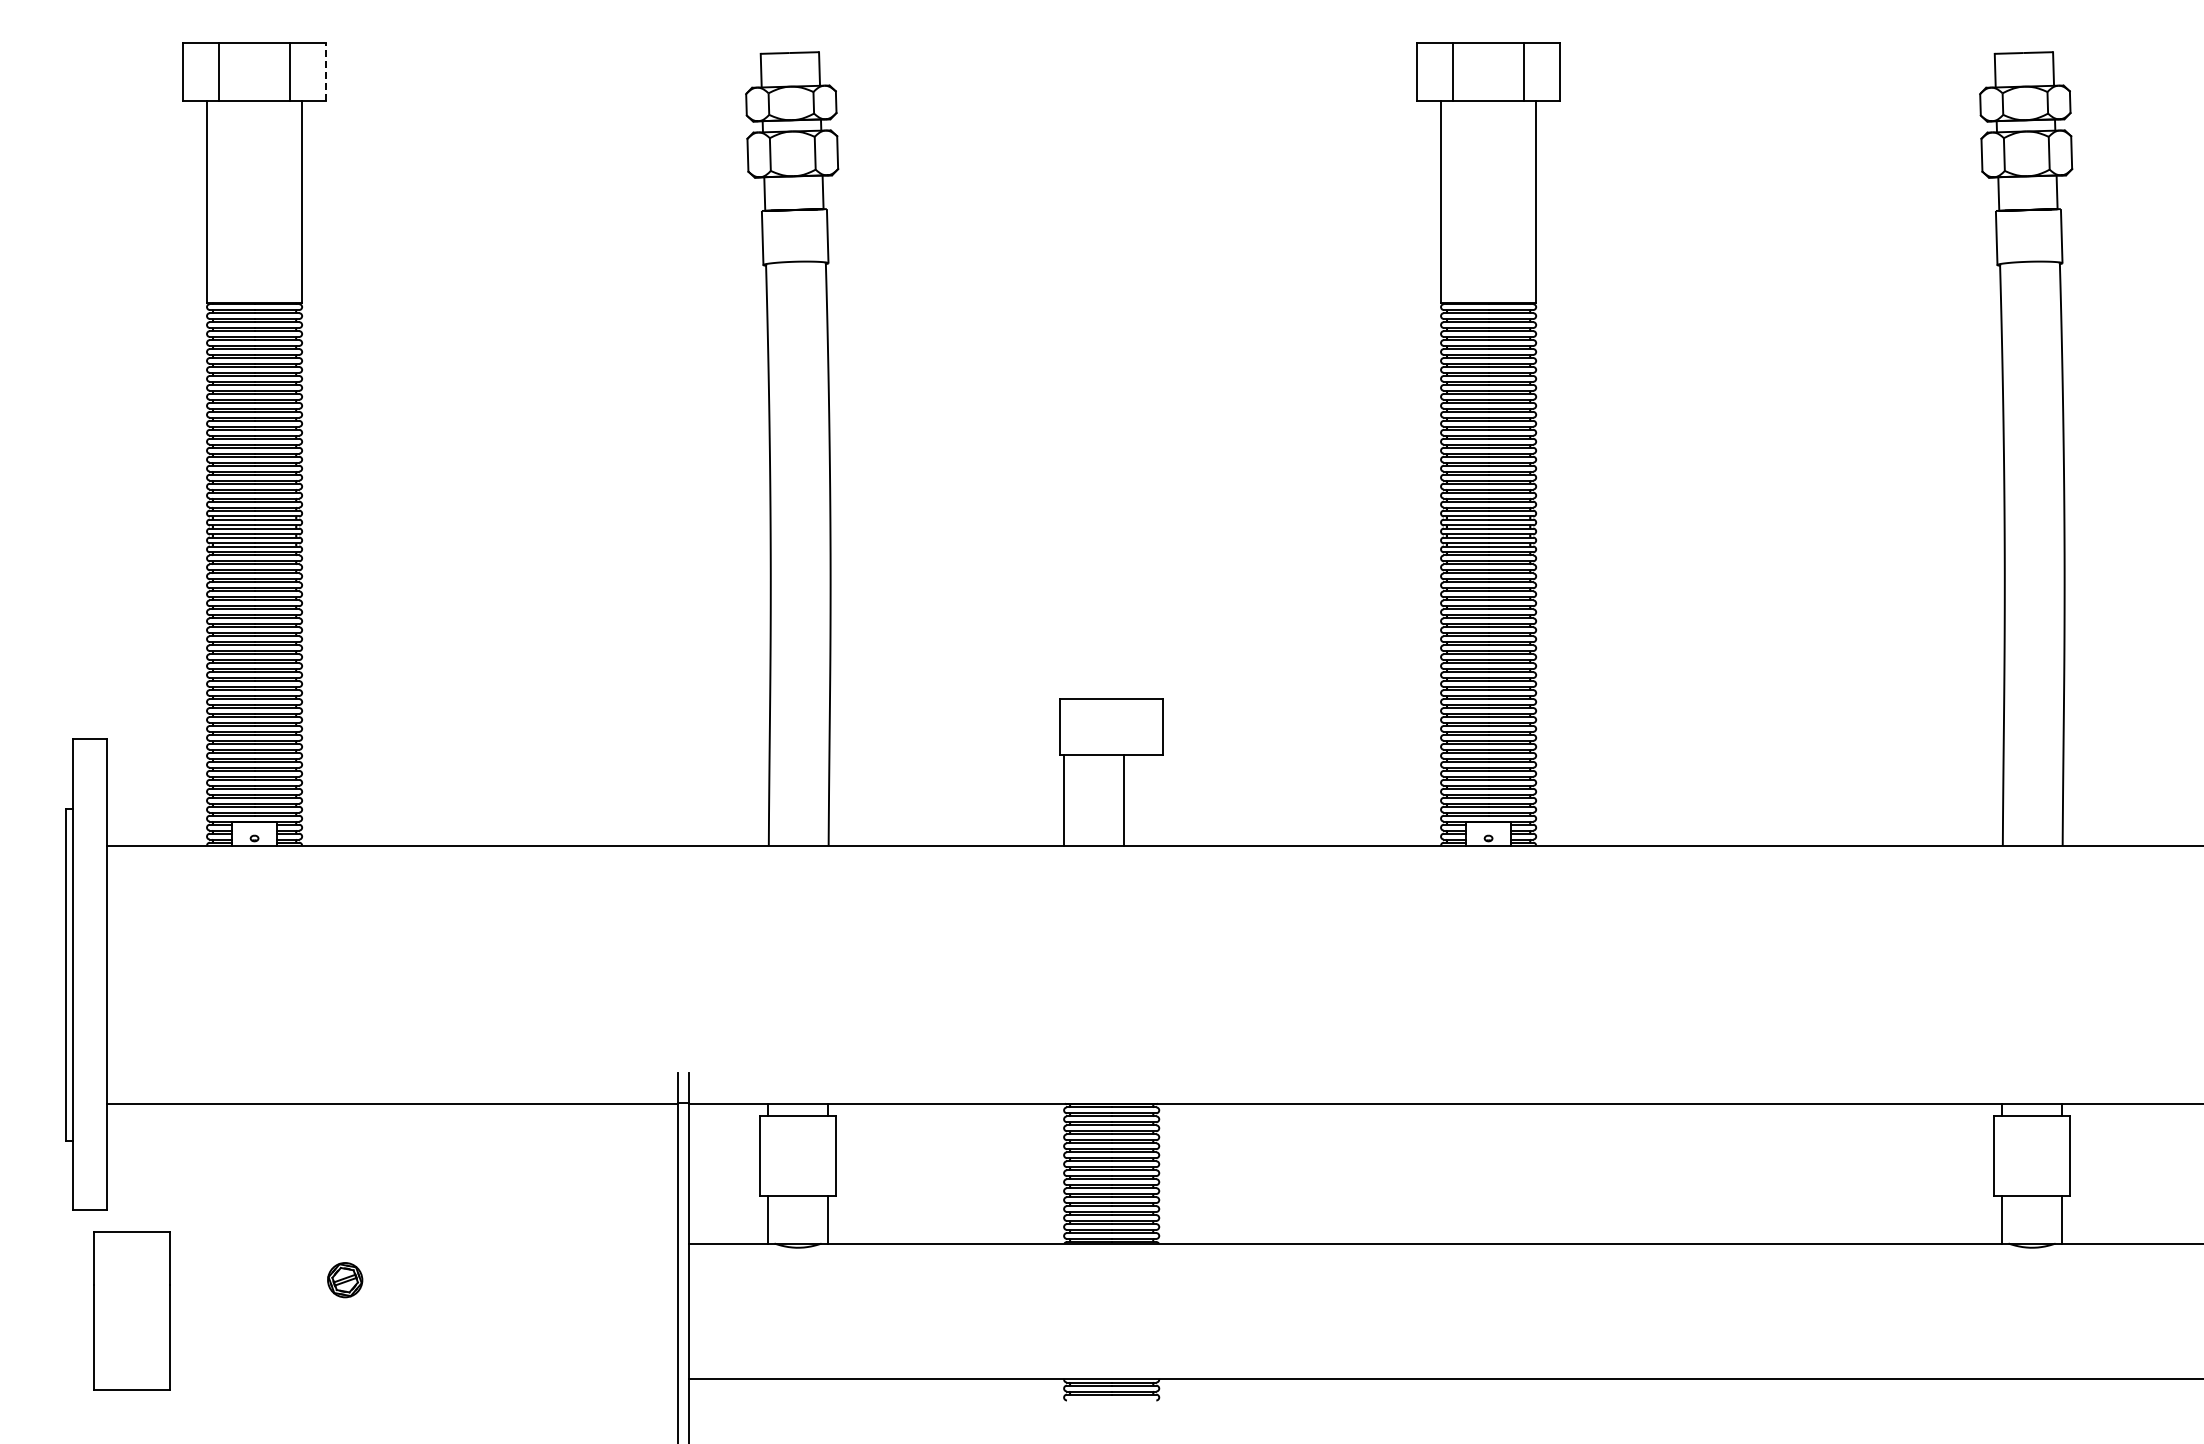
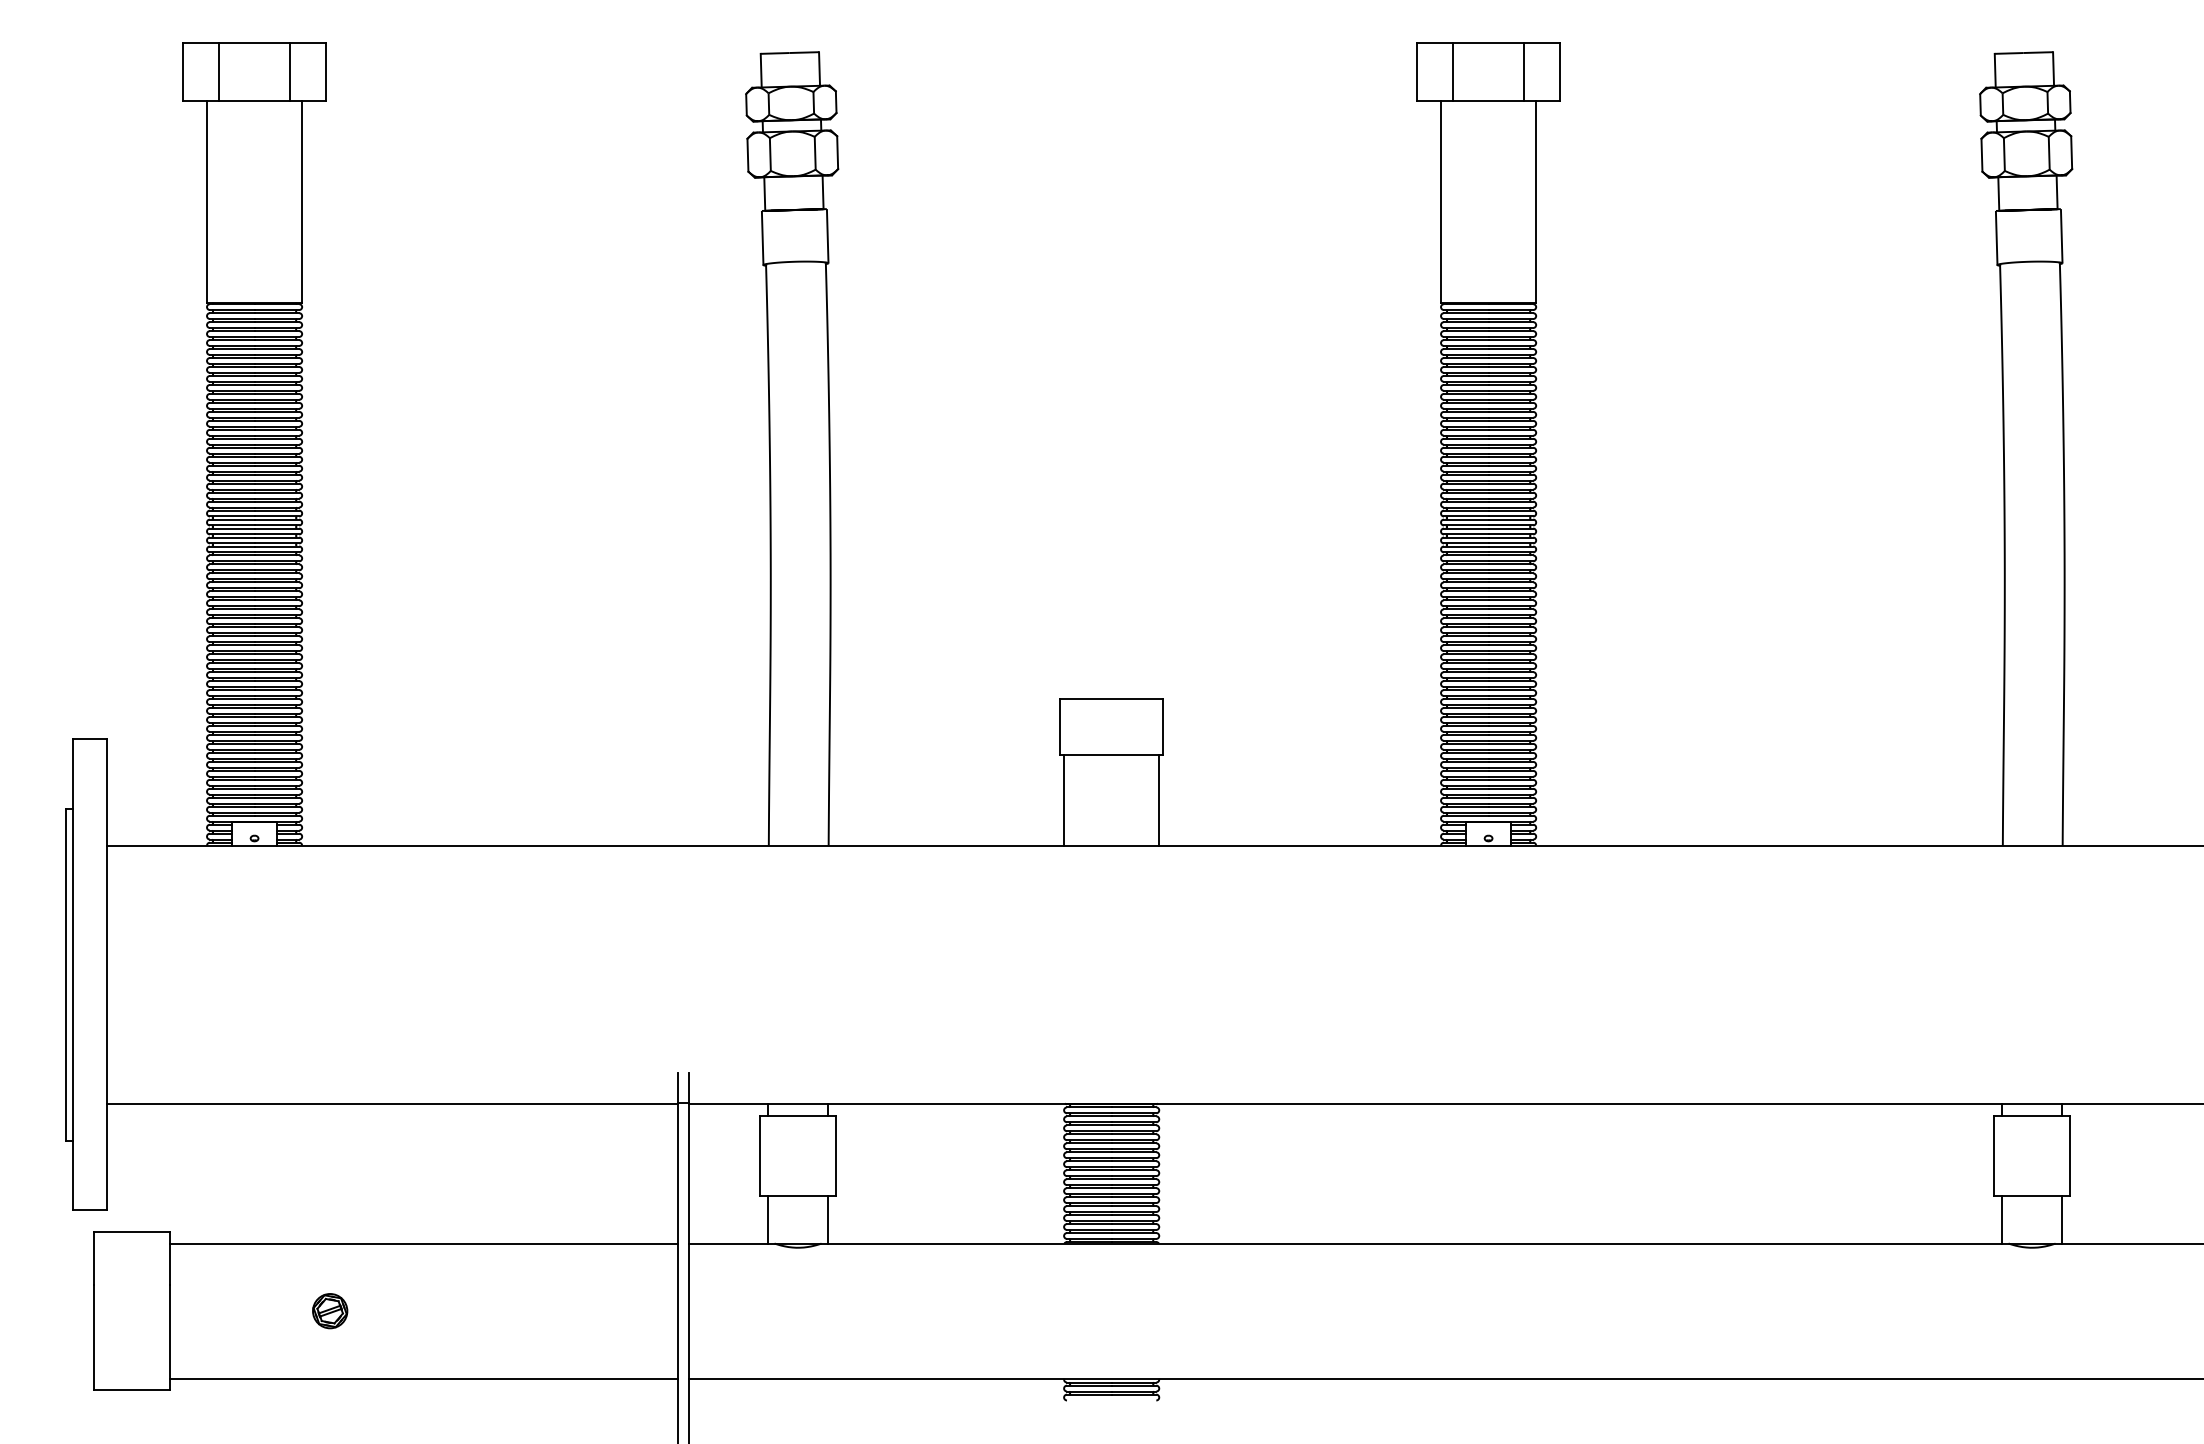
line: dashed -> solid (325, 72)
line position: (1124, 799) -> (1159, 799) (1159, 799)
line: none -> present (423, 1243)
part position: (345, 1280) -> (330, 1311) (330, 1311)
line: none -> present (423, 1378)
